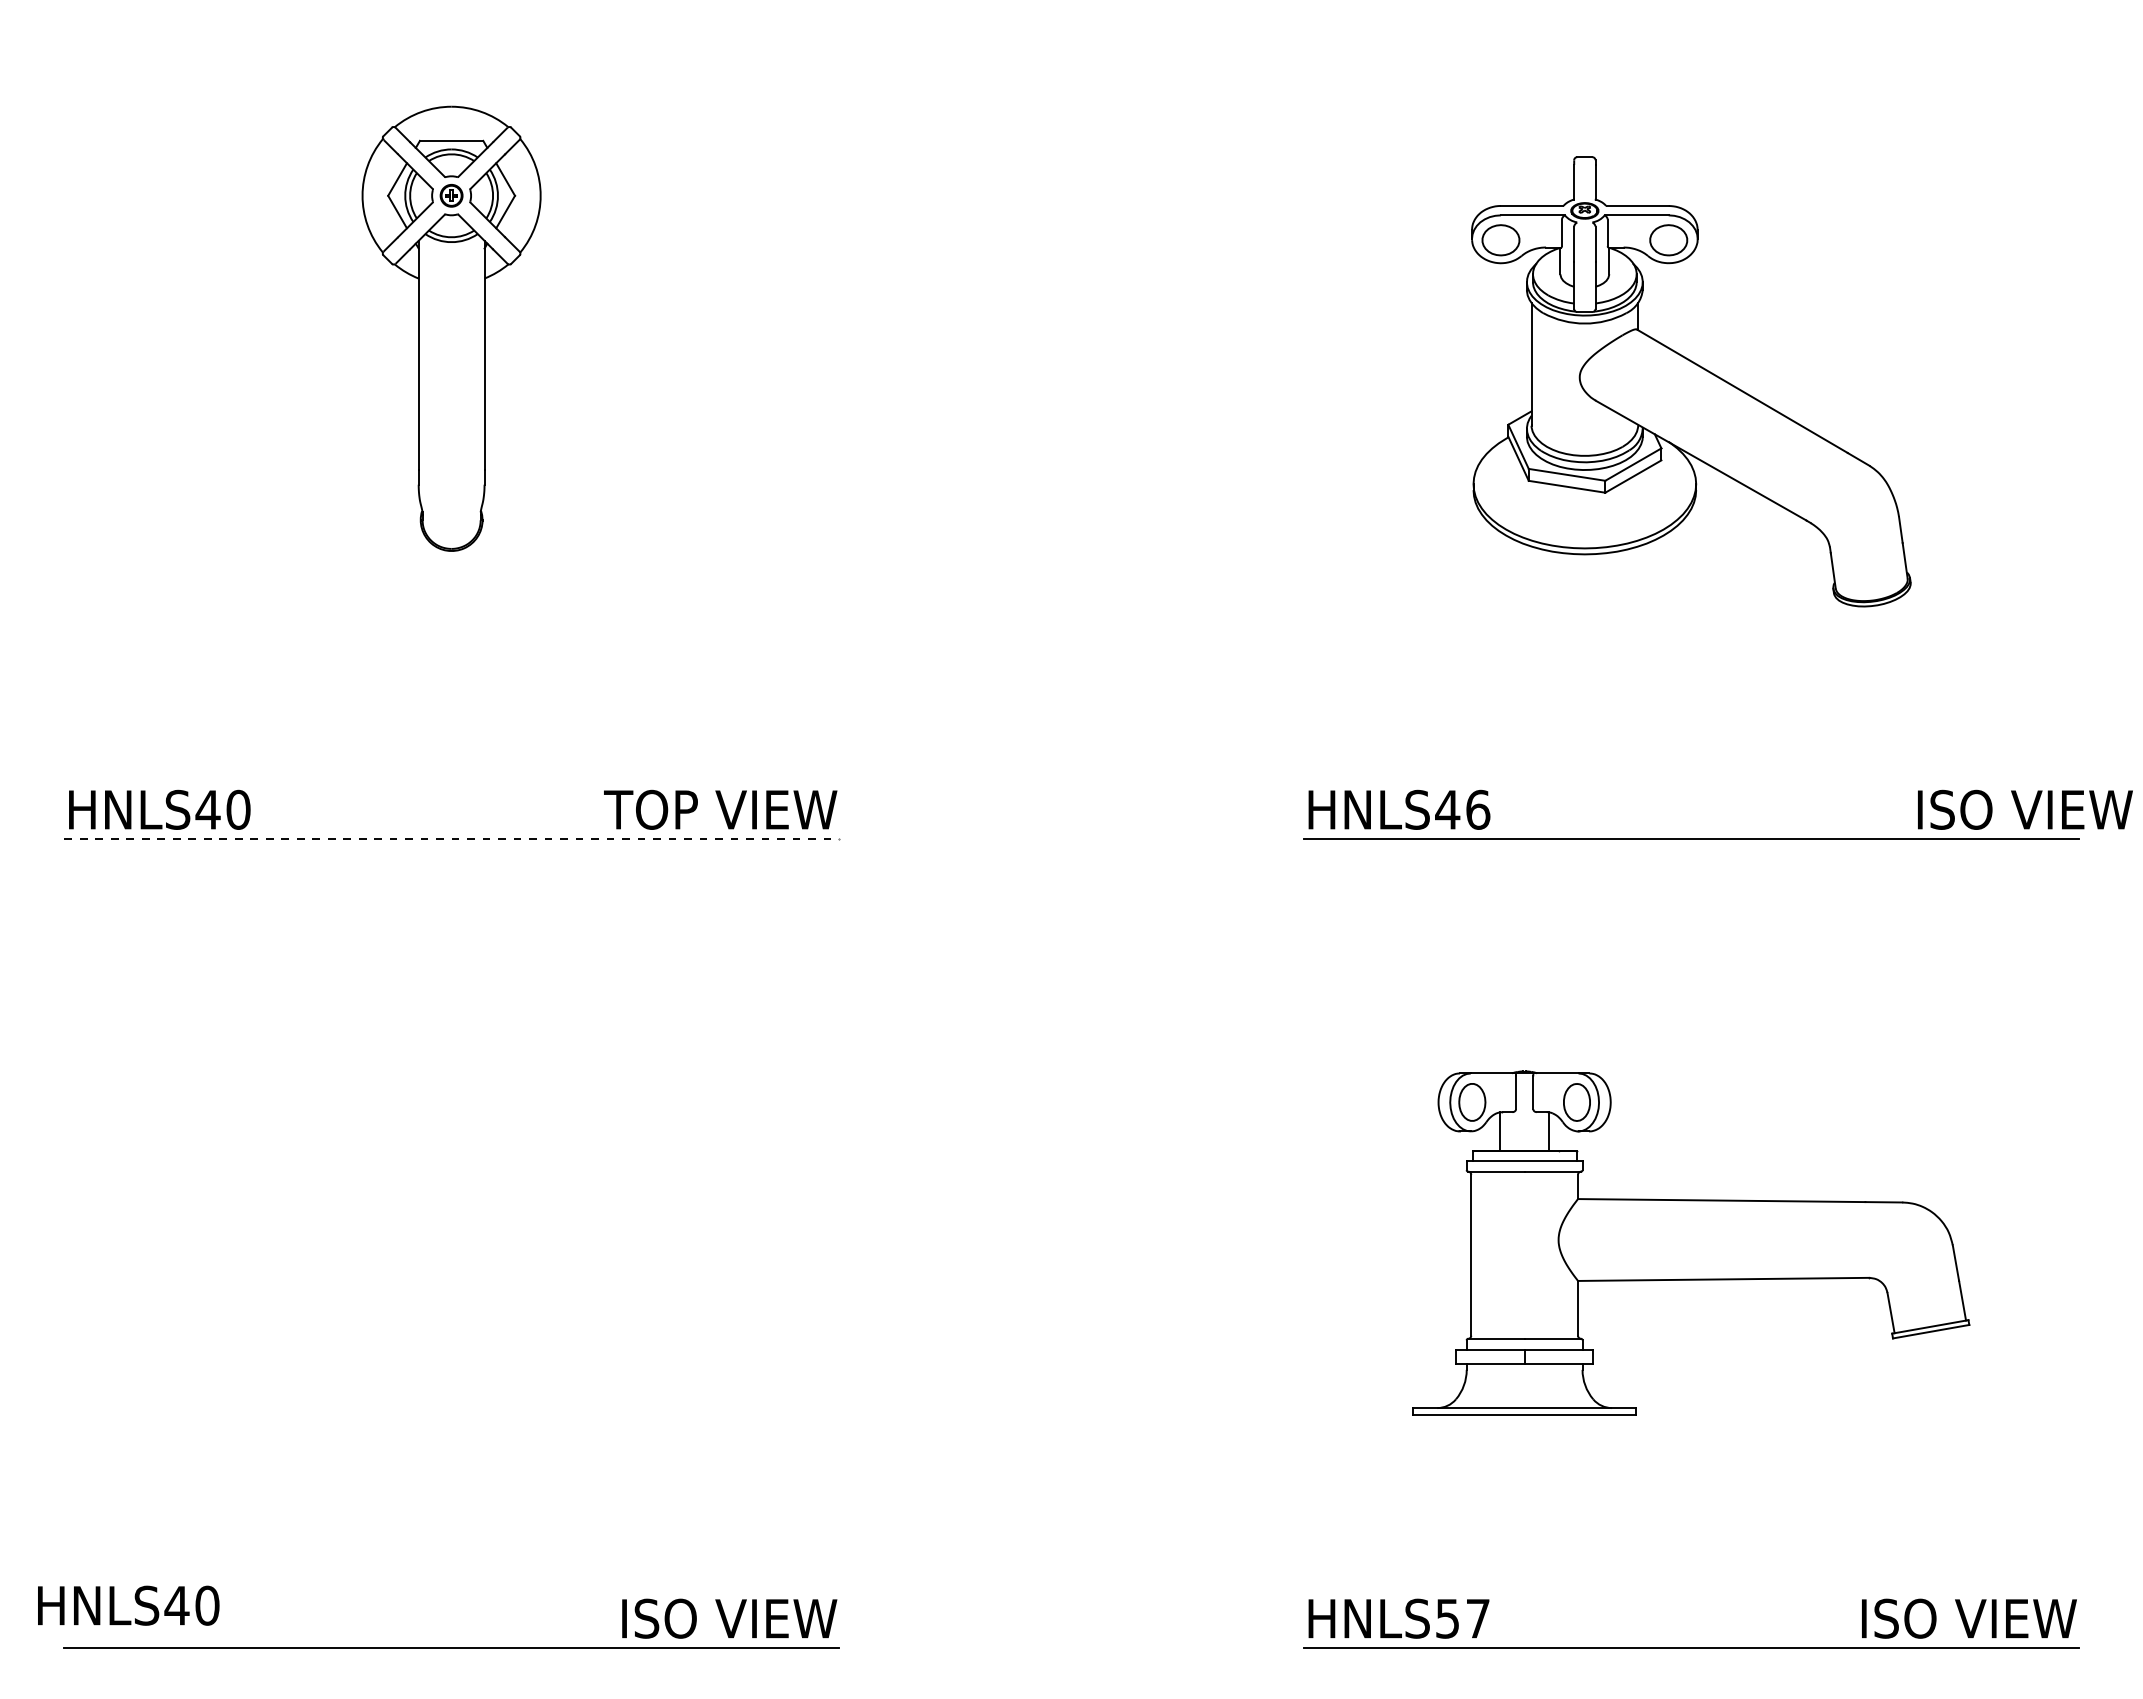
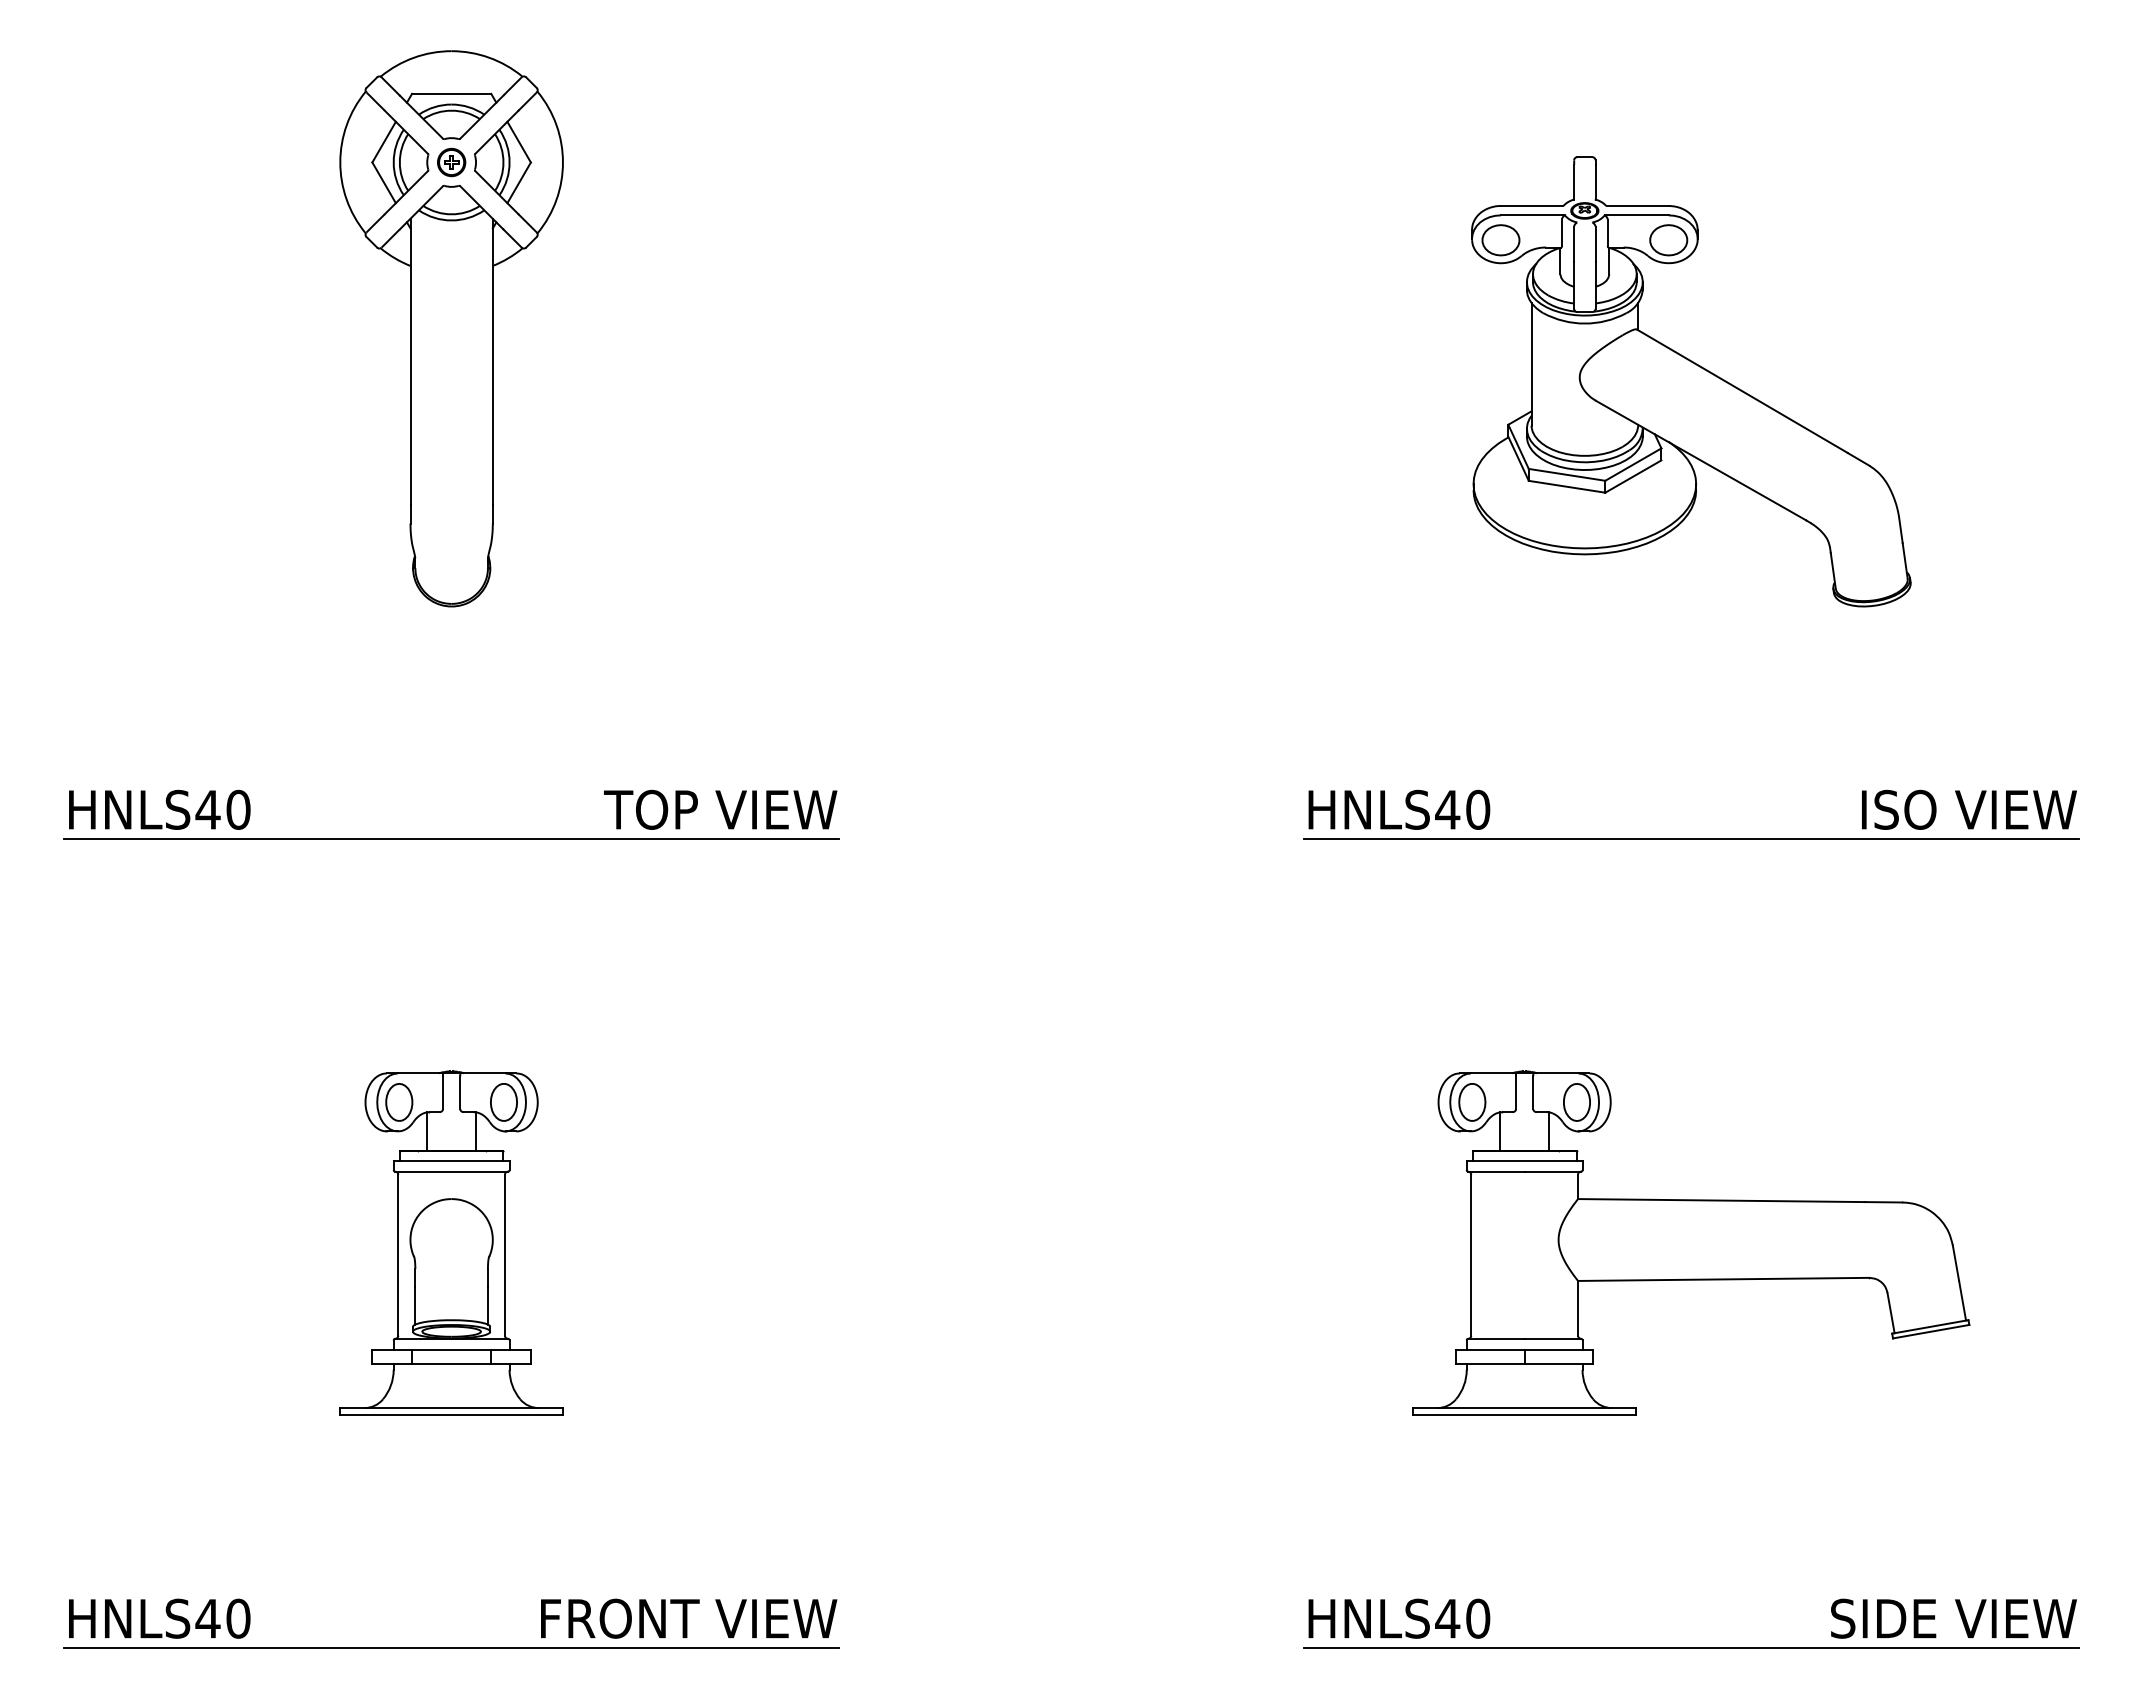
part size: 181x447 px -> 225x558 px (451, 328)
text: HNLS46 -> HNLS40 (1478, 809)
text position: (2025, 809) -> (1969, 809) (1969, 809)
line: dashed -> solid (452, 838)
part: none -> present (451, 1242)
text position: (128, 1605) -> (159, 1618) (159, 1618)
text: ISO VIEW -> FRONT VIEW (620, 1618)
text: HNLS57 -> HNLS40 (1462, 1618)
text: ISO VIEW -> SIDE VIEW (1883, 1618)
